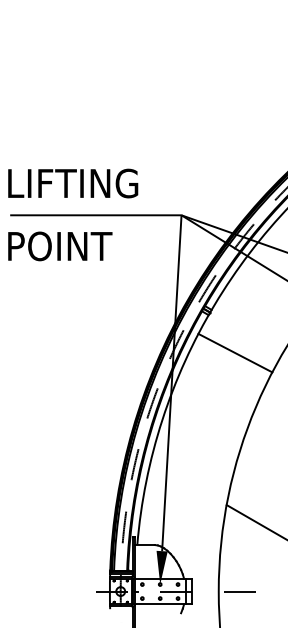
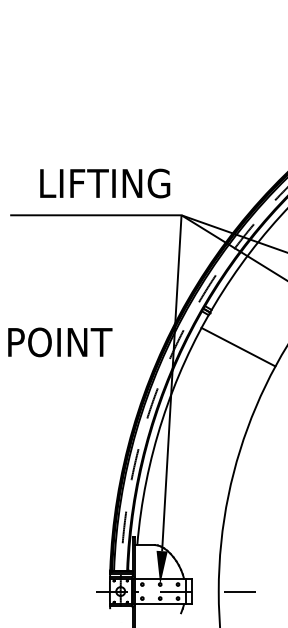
text position: (73, 183) -> (105, 183) (105, 183)
text position: (60, 246) -> (60, 342) (60, 342)
line position: (235, 352) -> (238, 346) (238, 346)
line: present -> none (255, 521)
